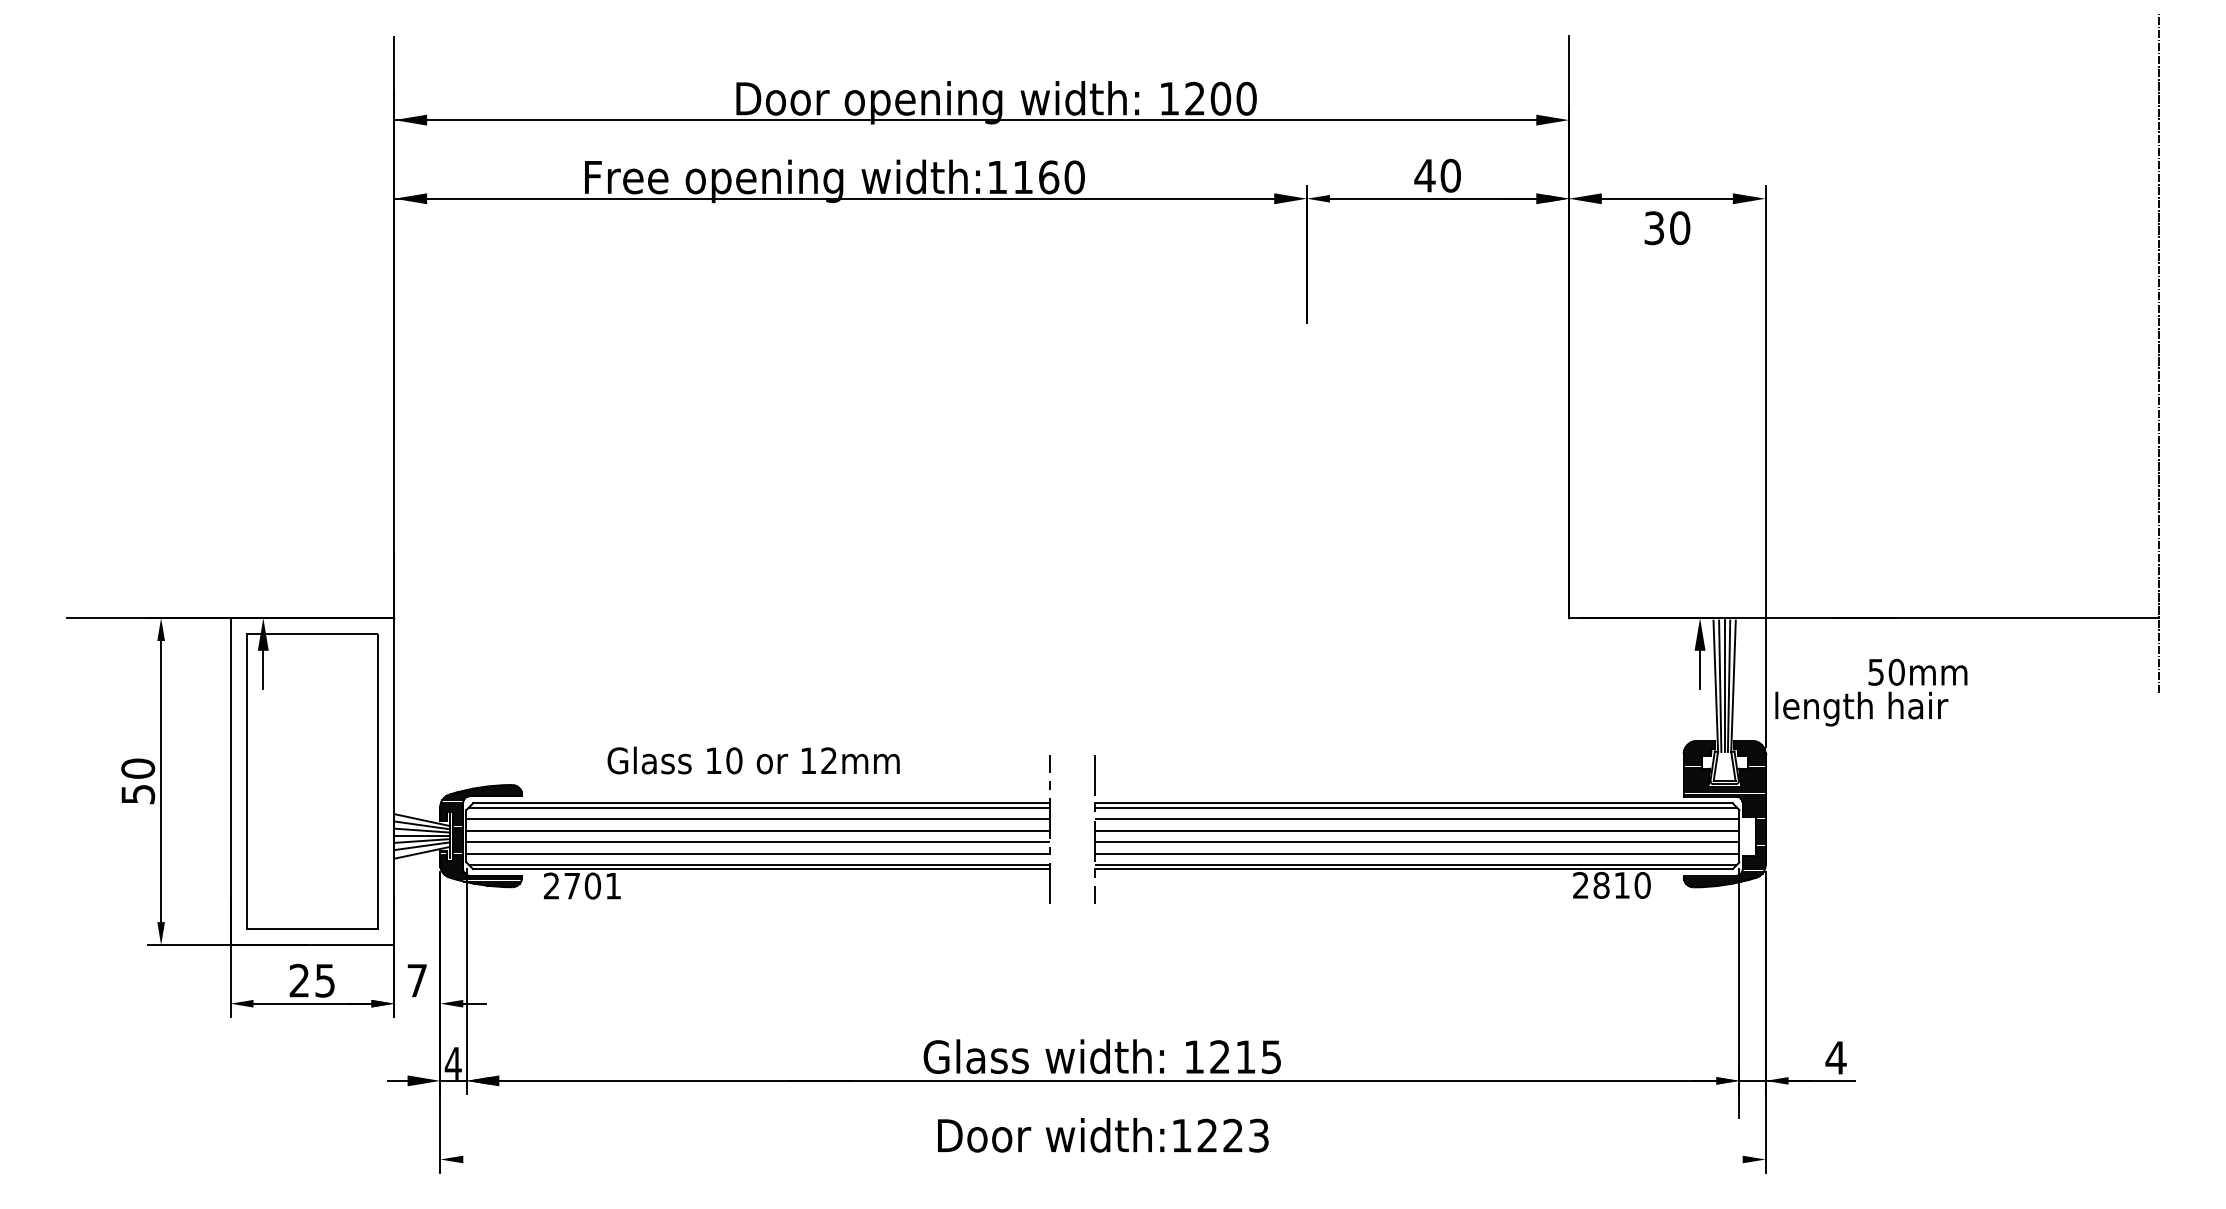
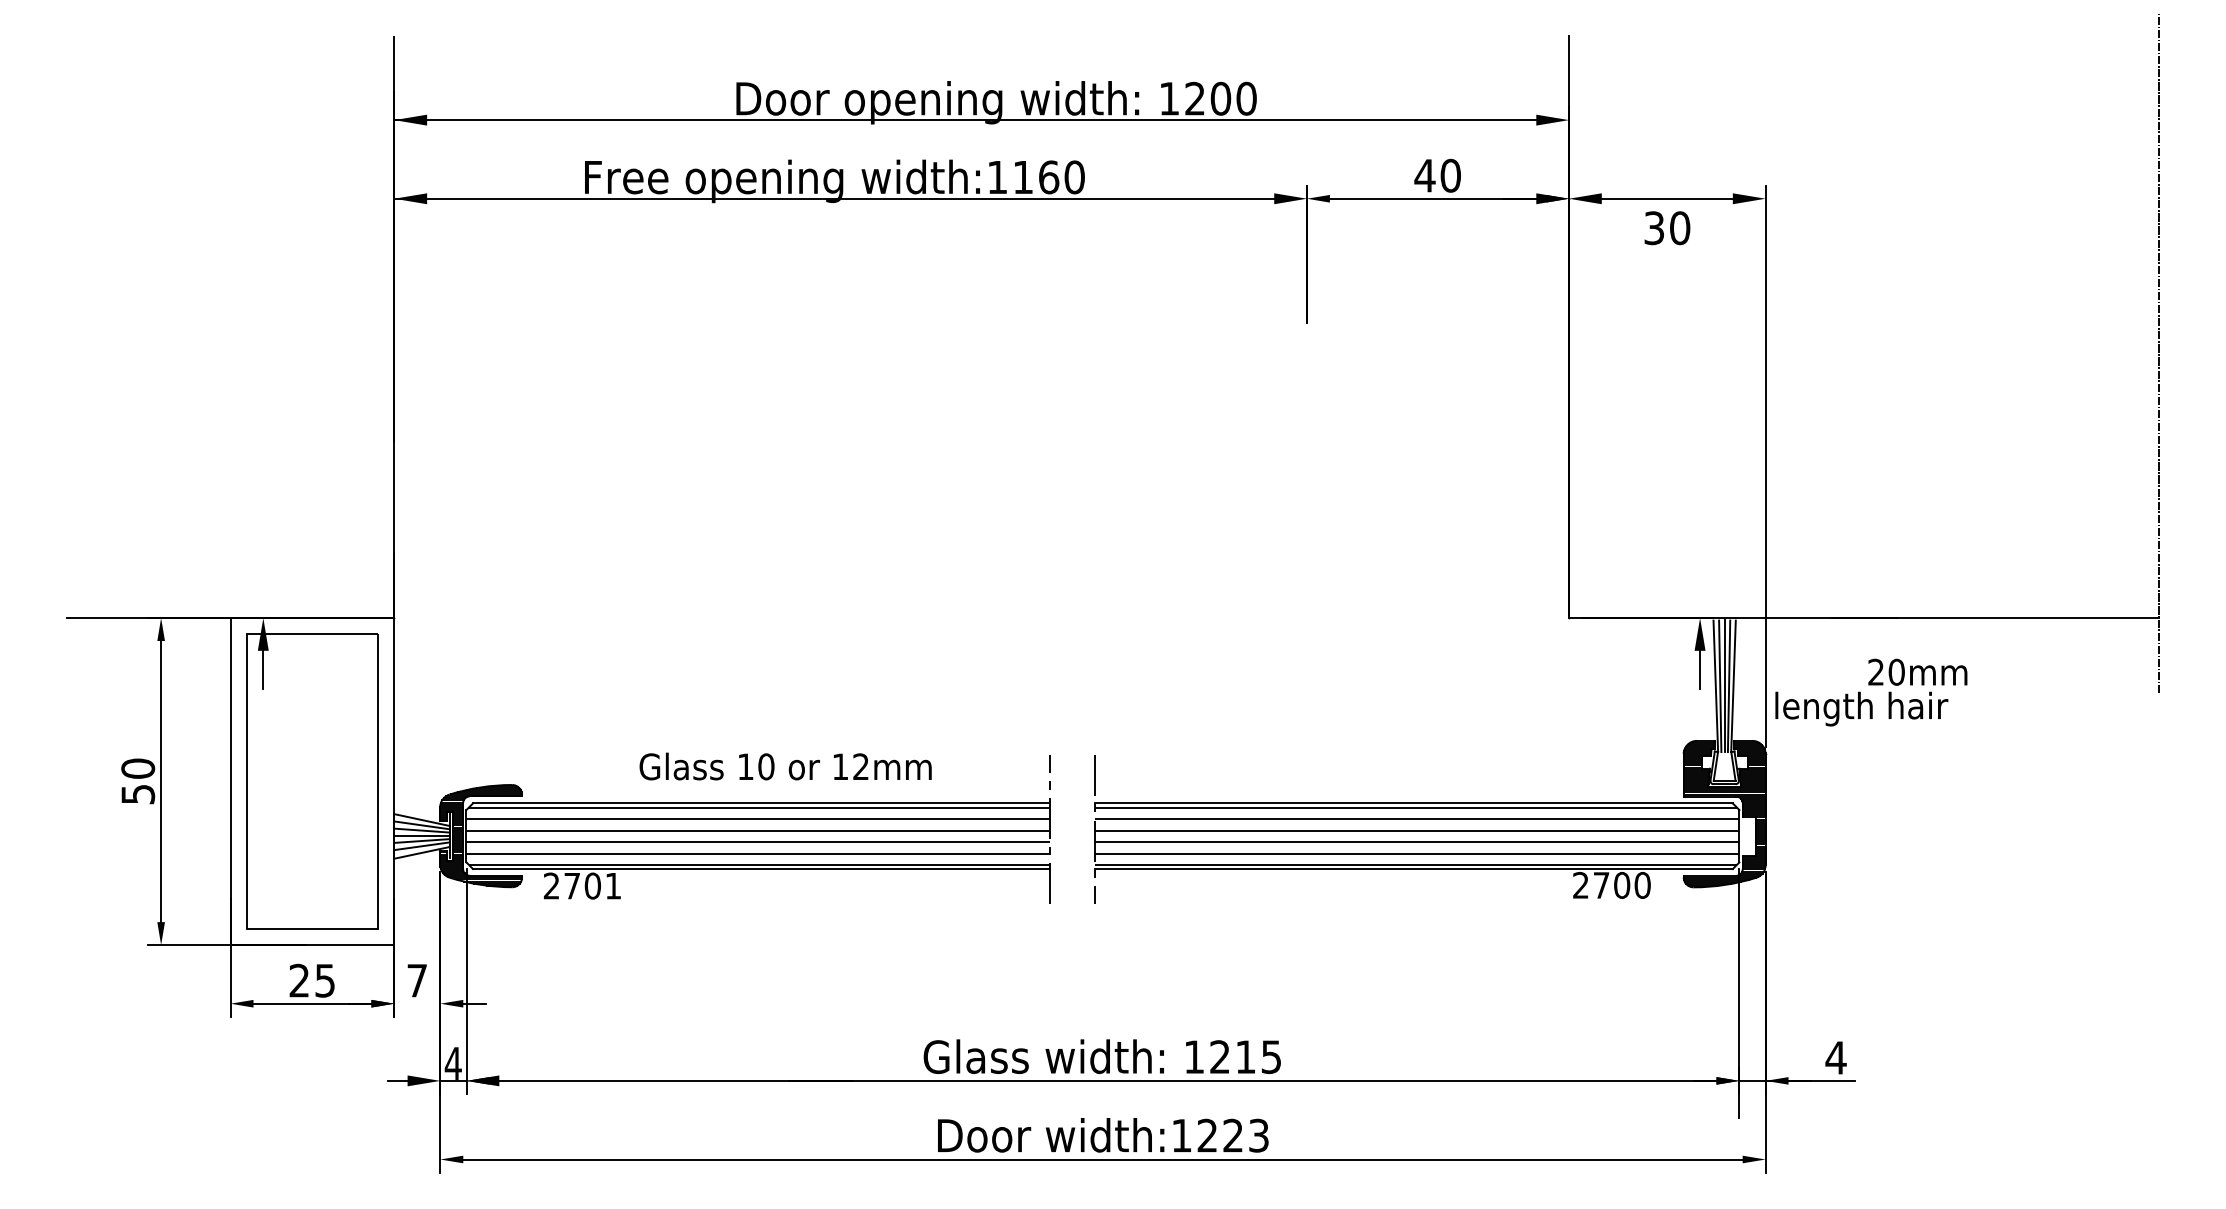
text: 50mm -> 20mm (1875, 671)
text position: (753, 760) -> (785, 766) (785, 766)
text: 2810 -> 2700 (1611, 884)
line: none -> present (1102, 1159)
